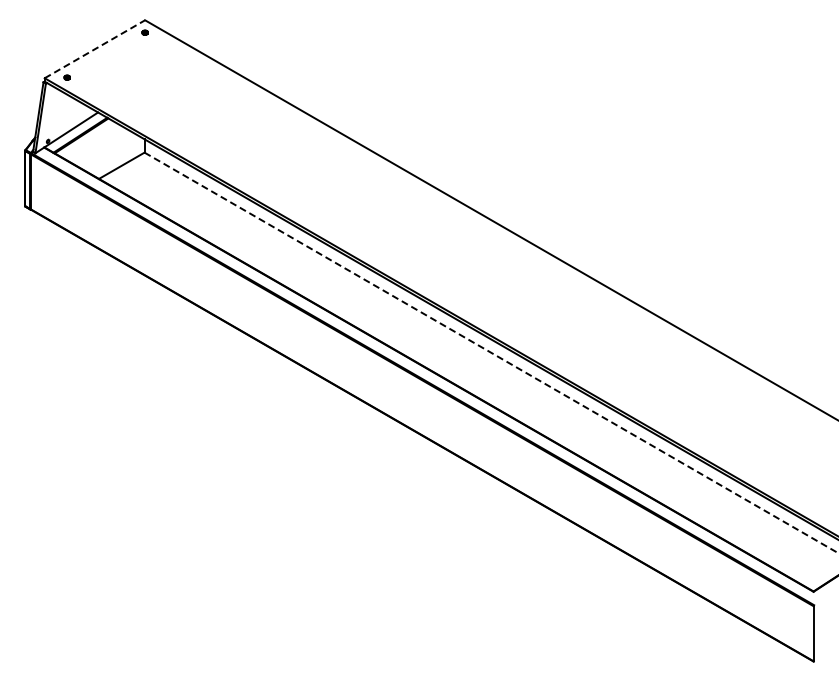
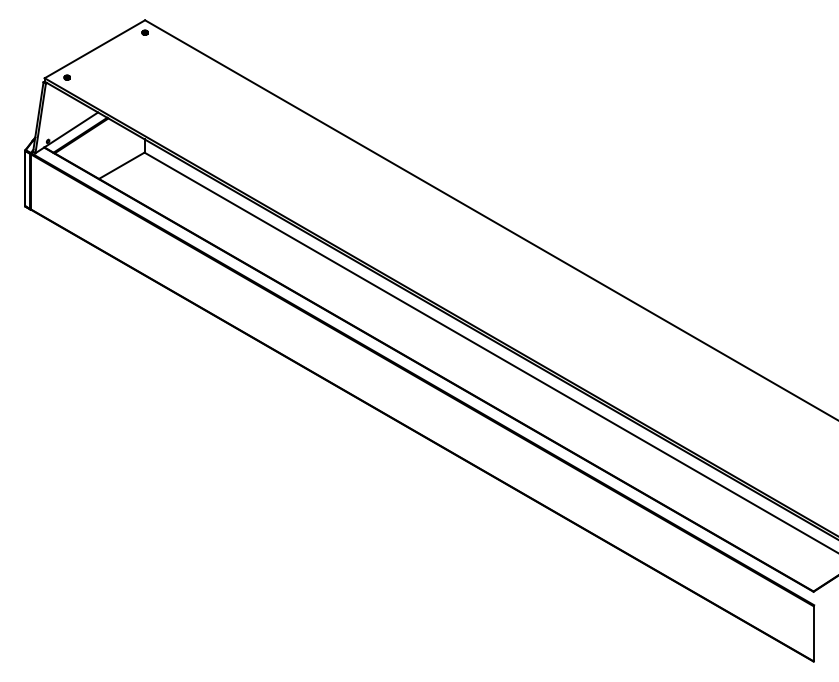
line: dashed -> solid (94, 49)
line: dashed -> solid (491, 352)
